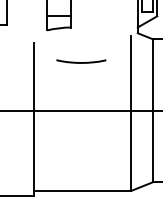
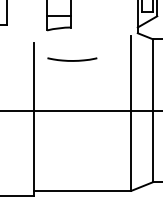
curve position: (81, 62) -> (72, 60) (72, 60)
